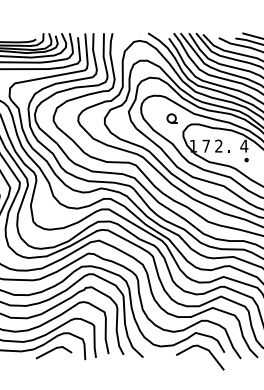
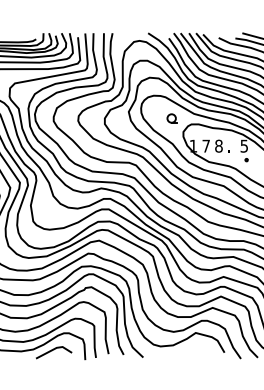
text: 2 -> 8 (218, 145)
text: 4 -> 5 (244, 145)
line: present -> none (203, 349)
